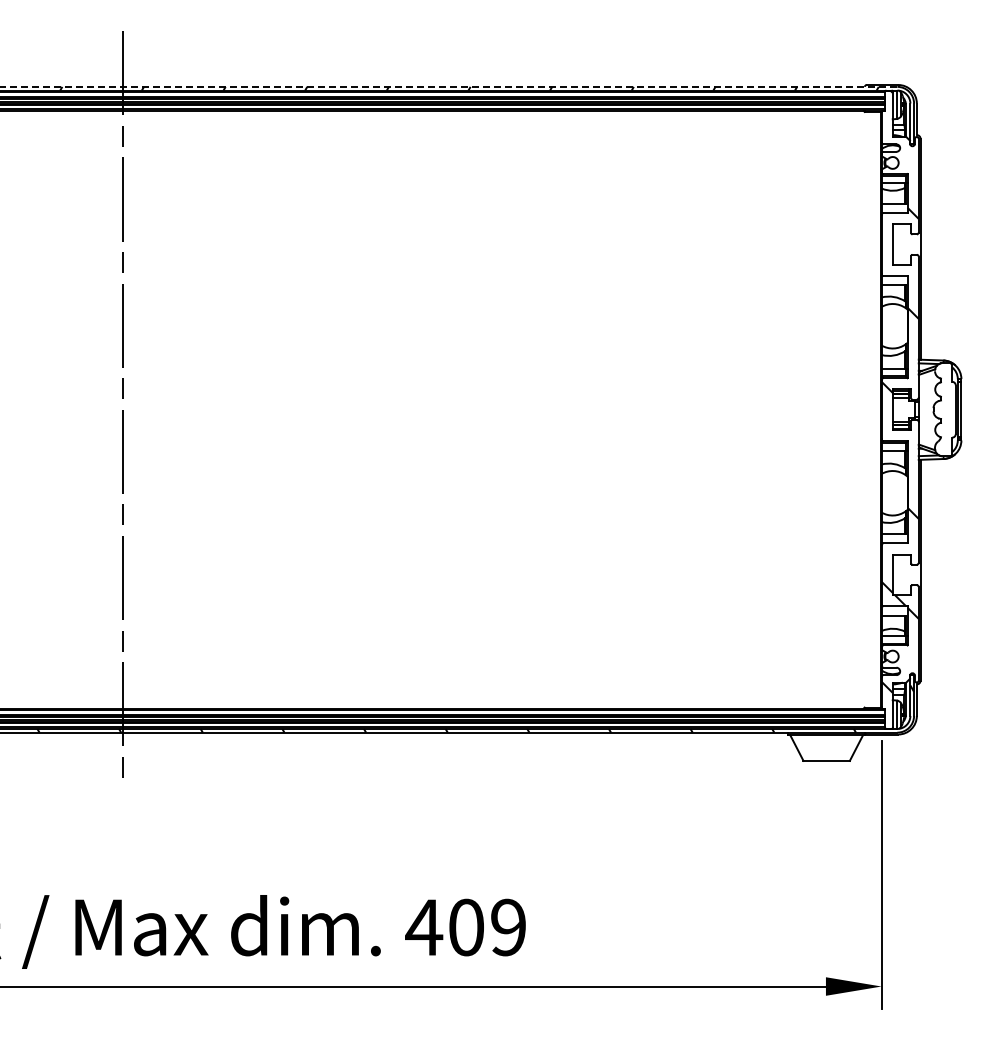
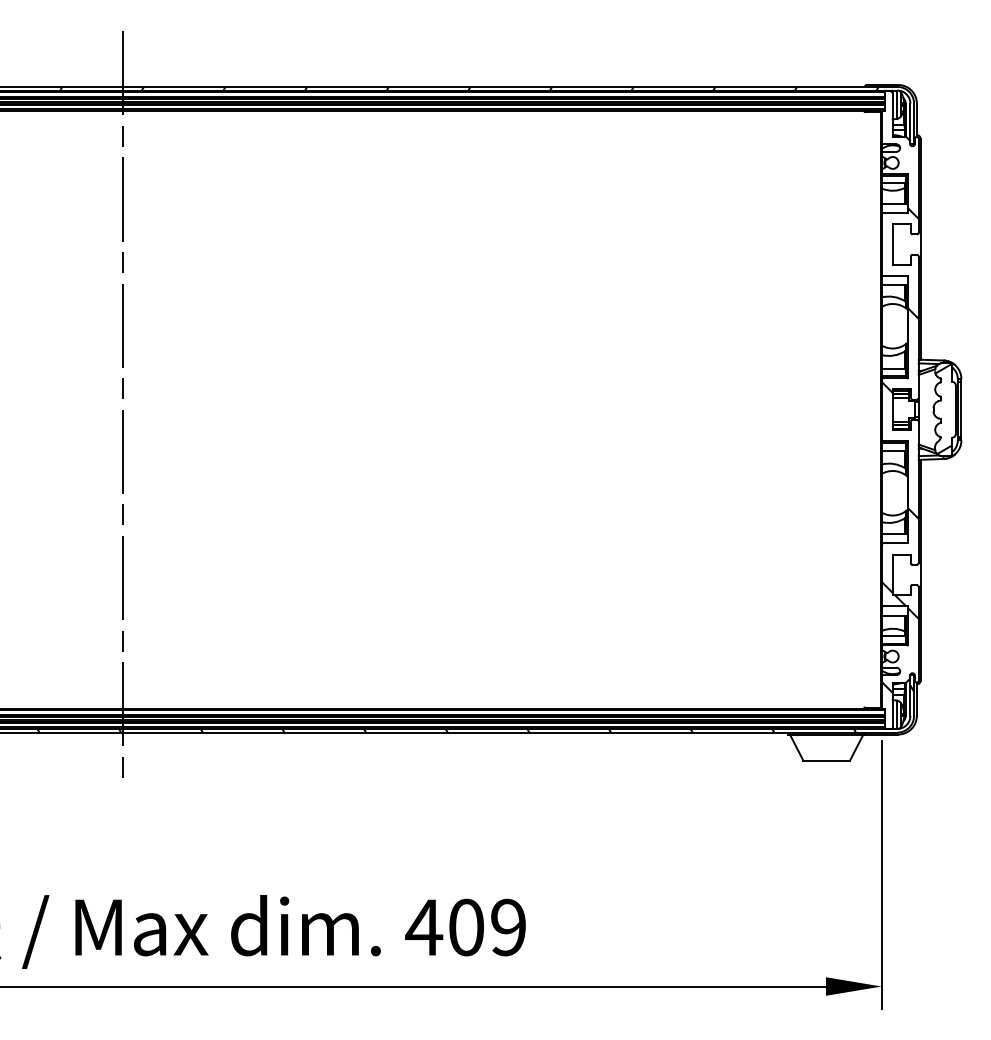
line: dashed -> solid (448, 86)
hatch: none -> present (943, 409)
